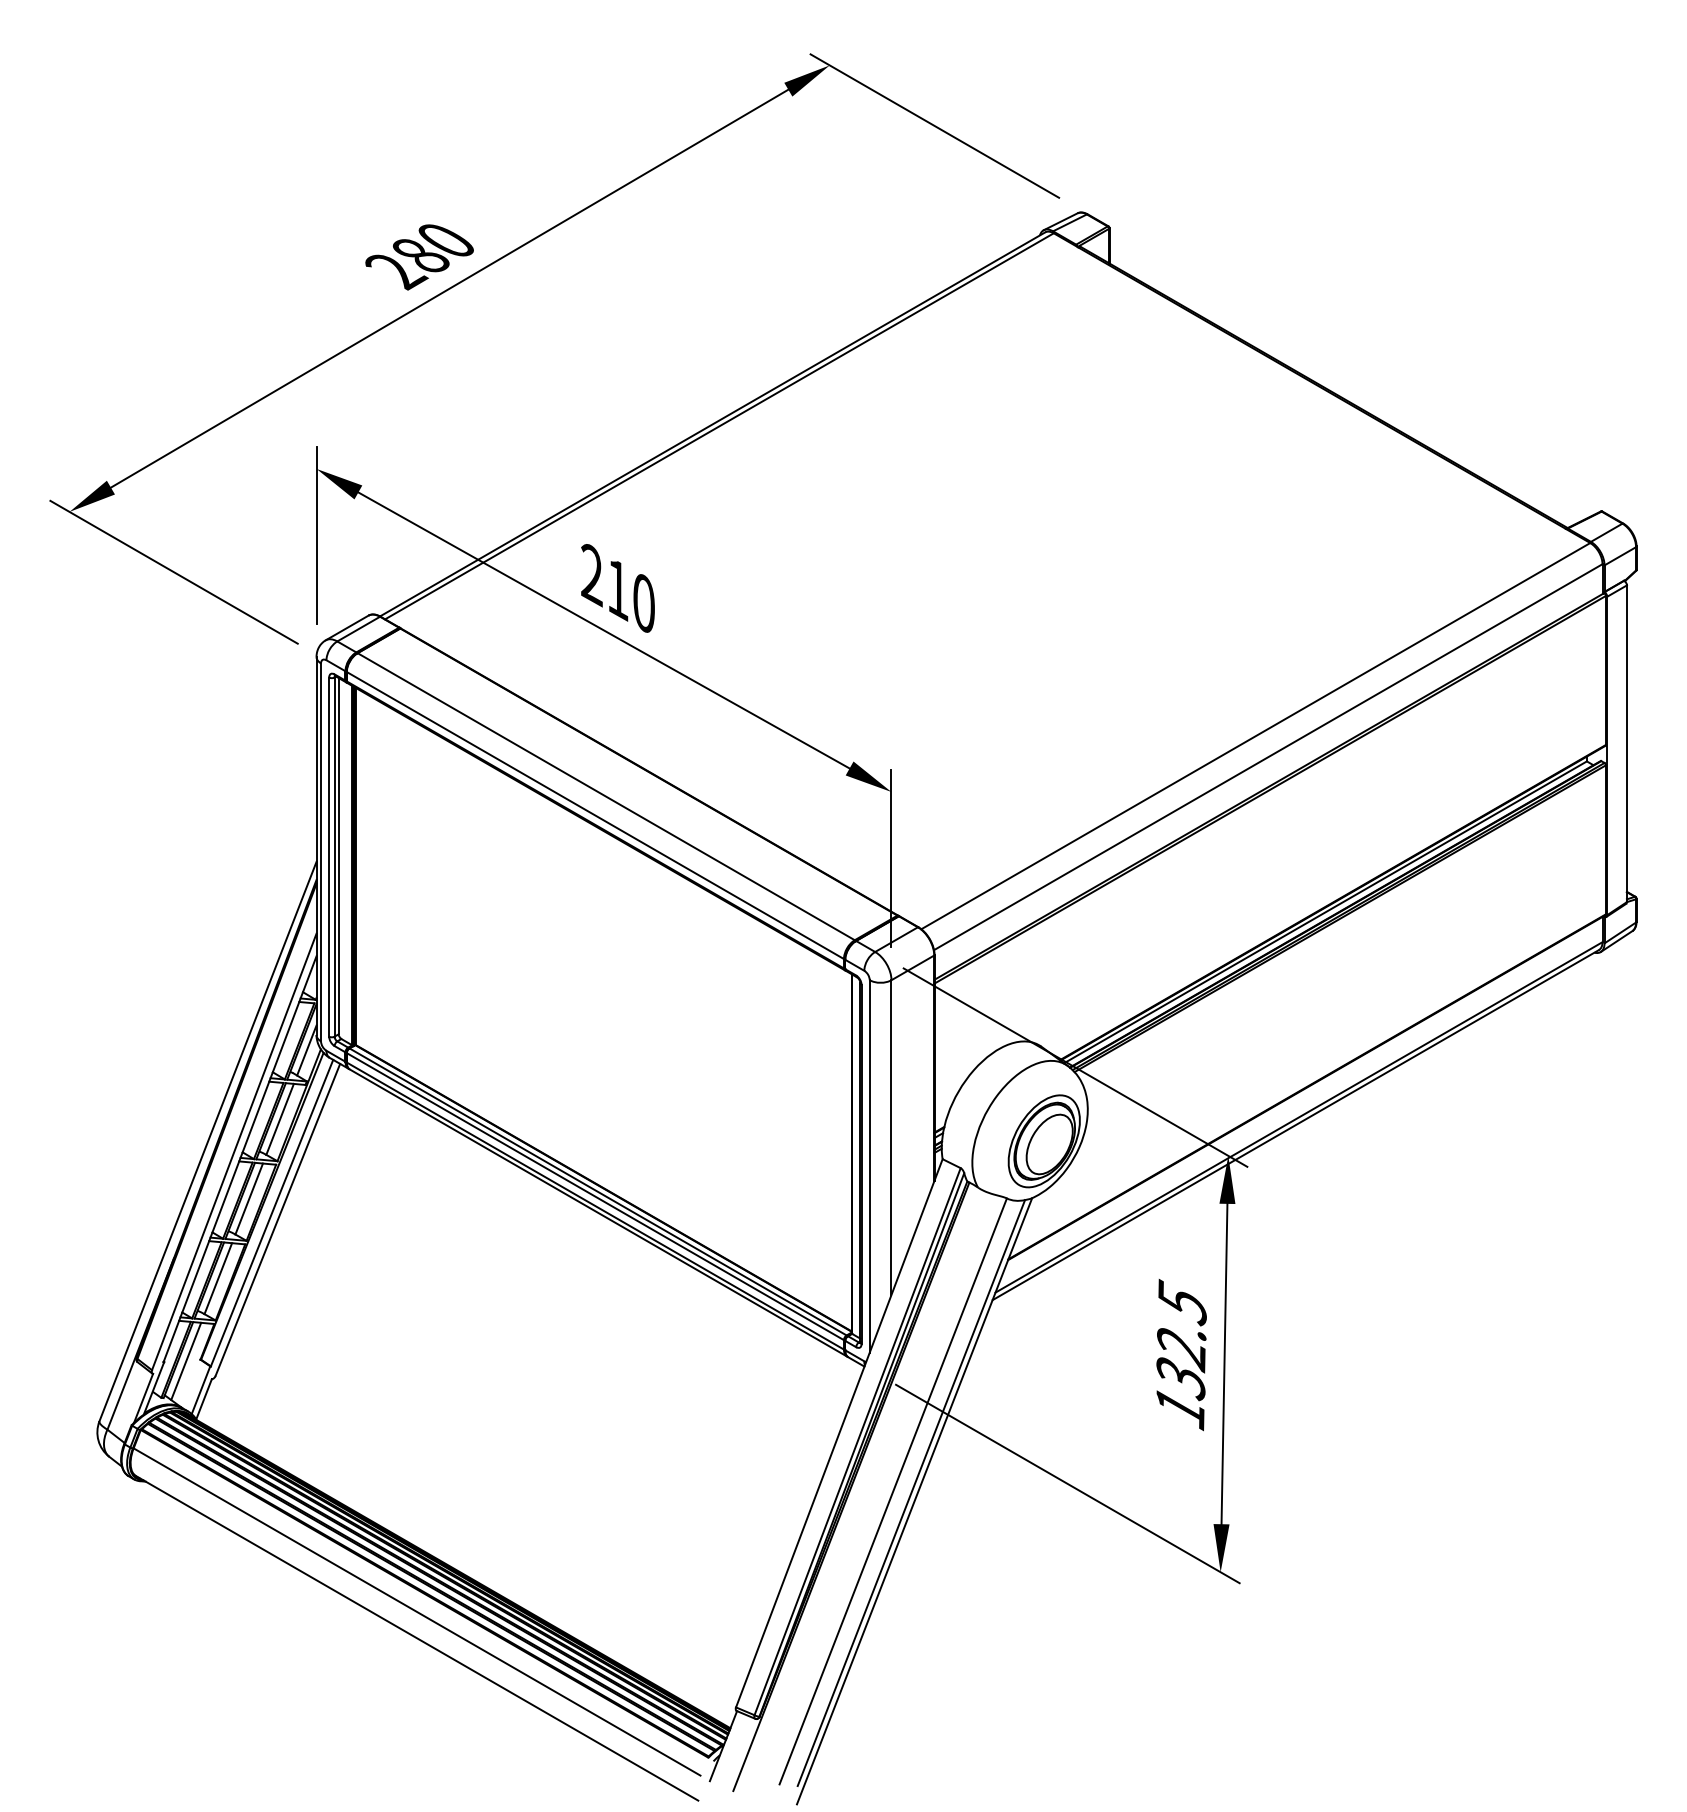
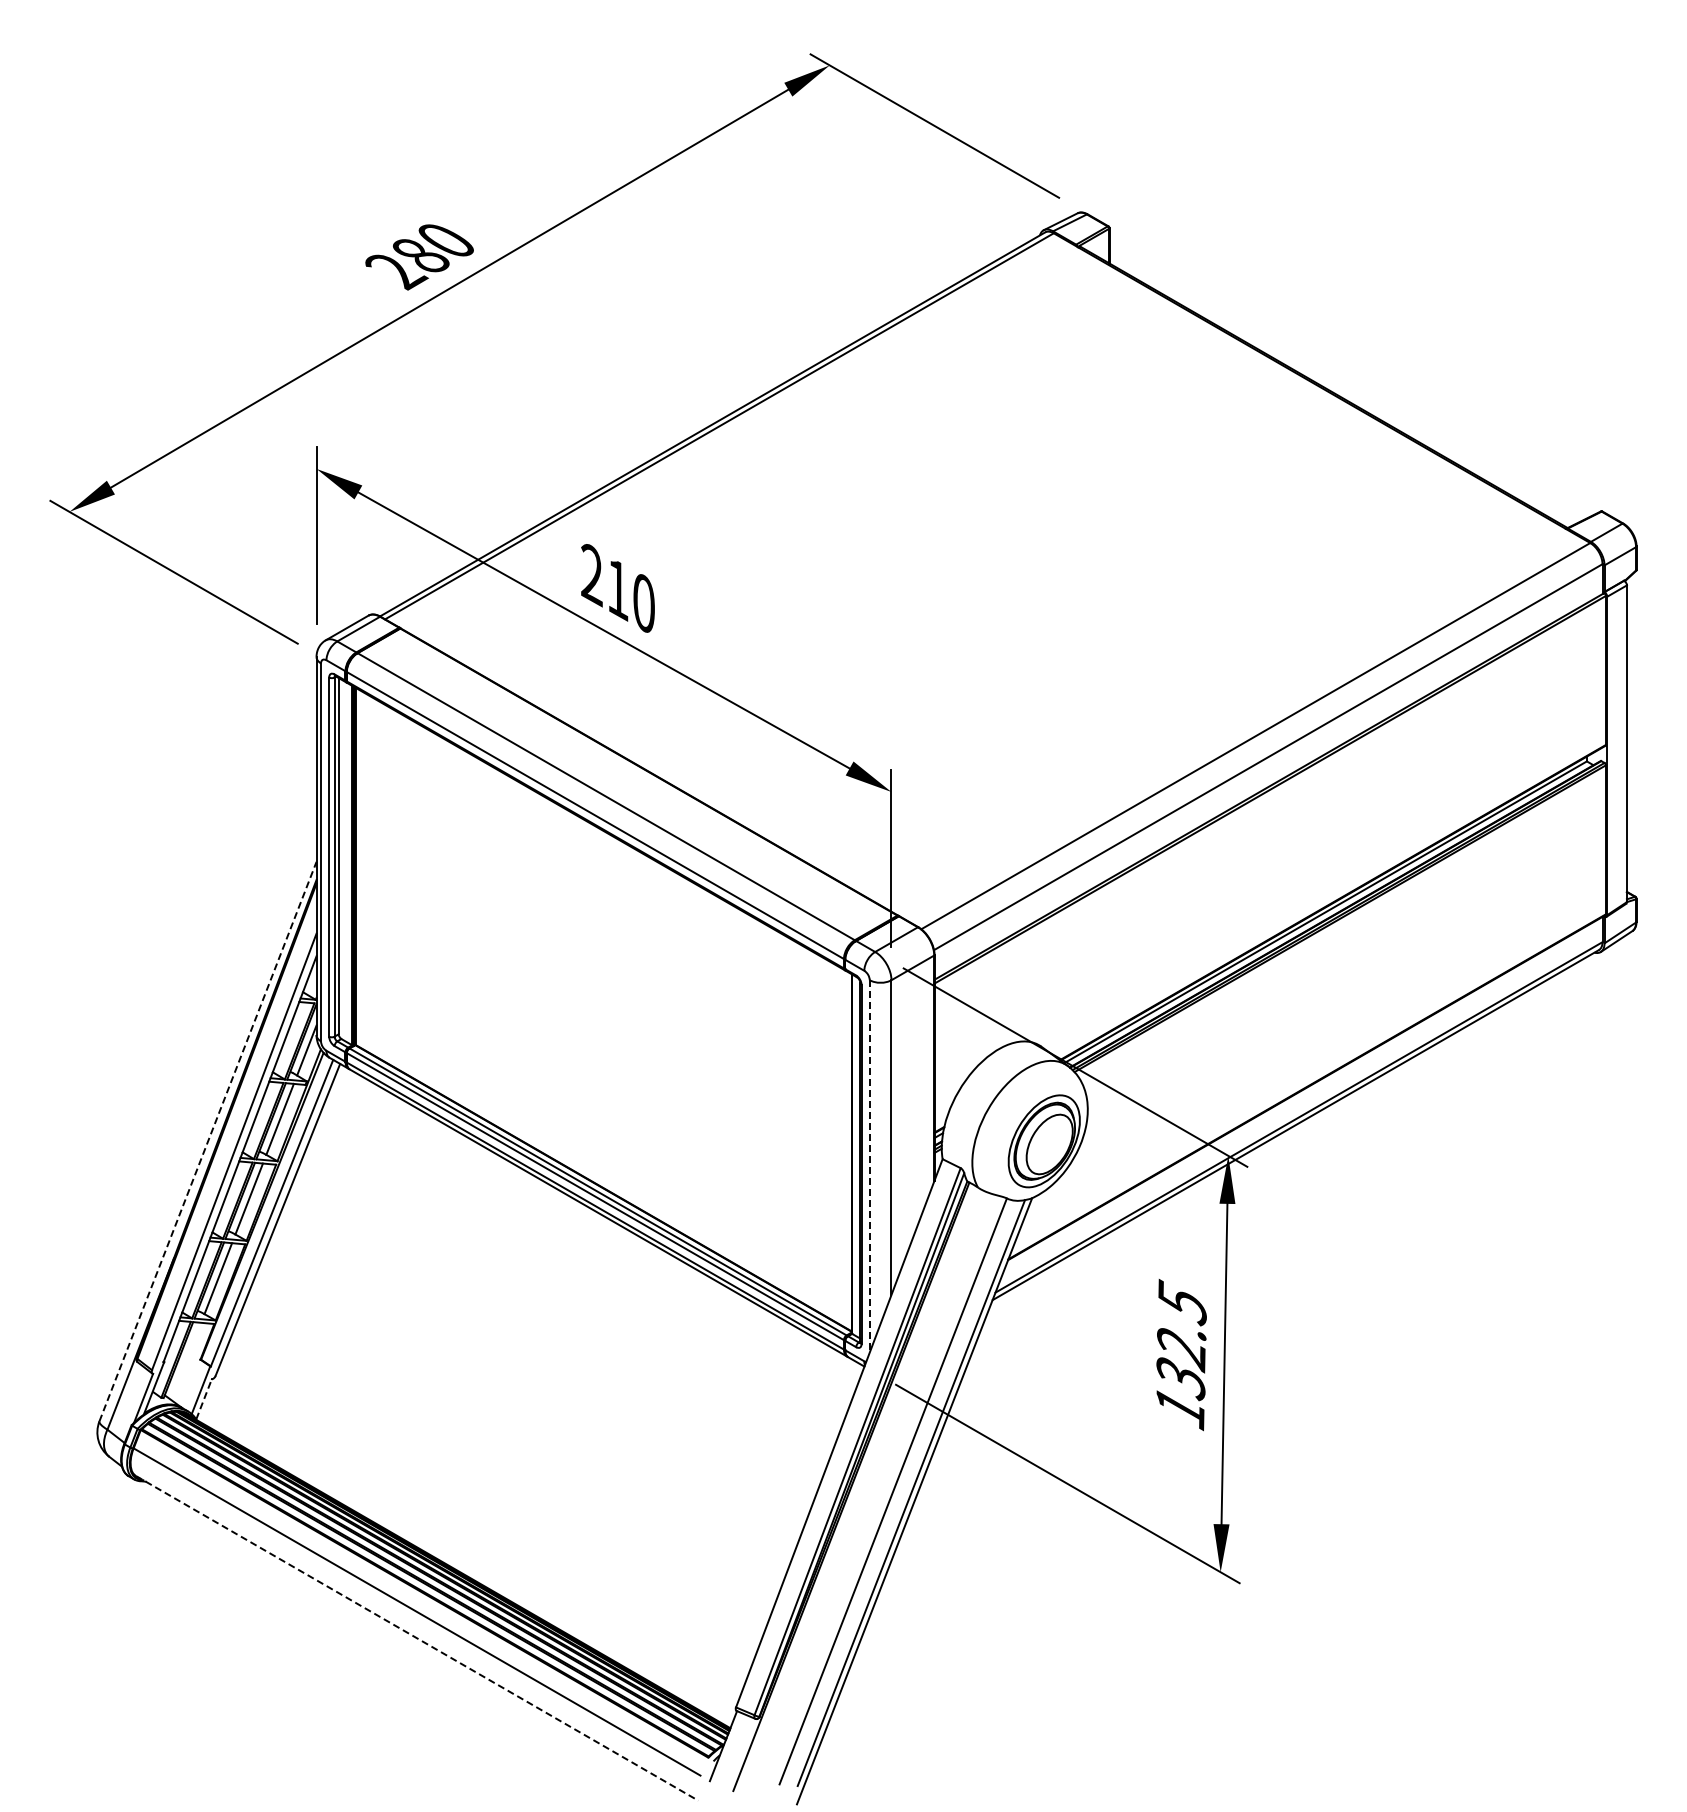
line: solid -> dashed (208, 1141)
line: solid -> dashed (869, 1166)
line: present -> none (186, 1361)
line: solid -> dashed (204, 1399)
line: solid -> dashed (417, 1638)
